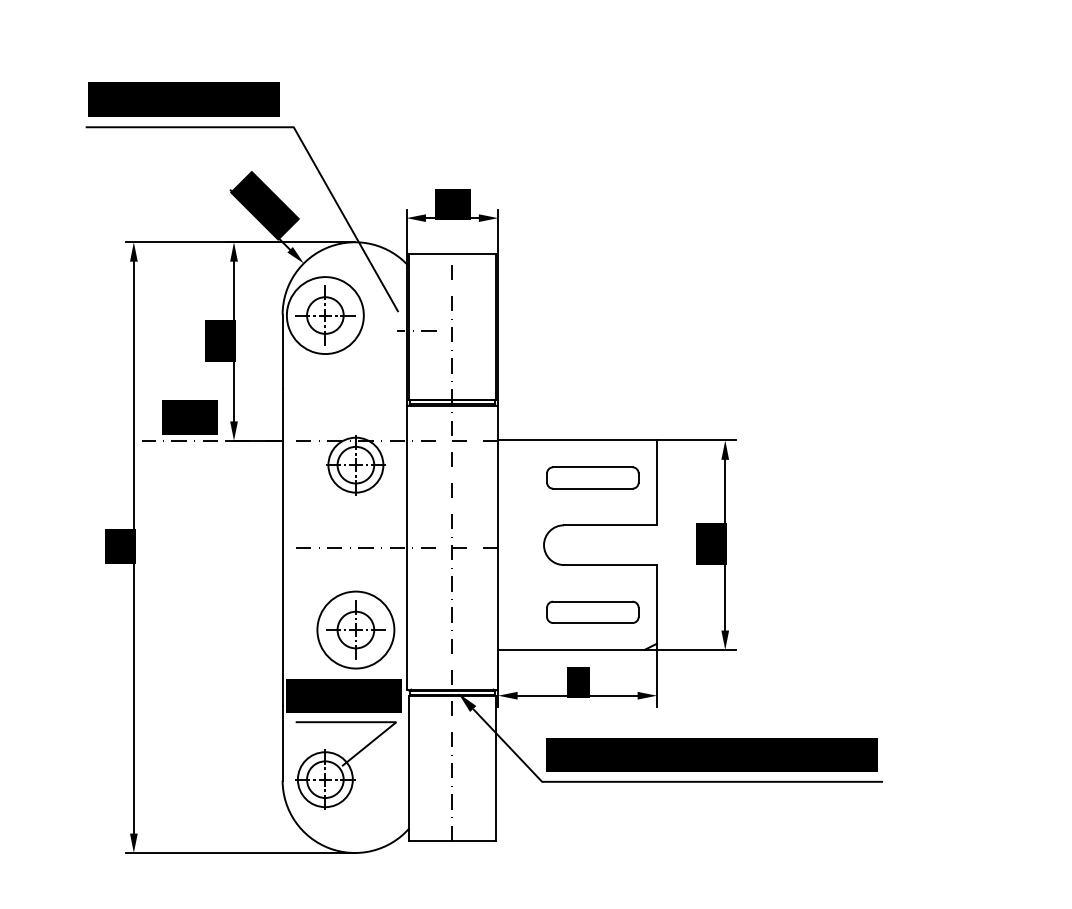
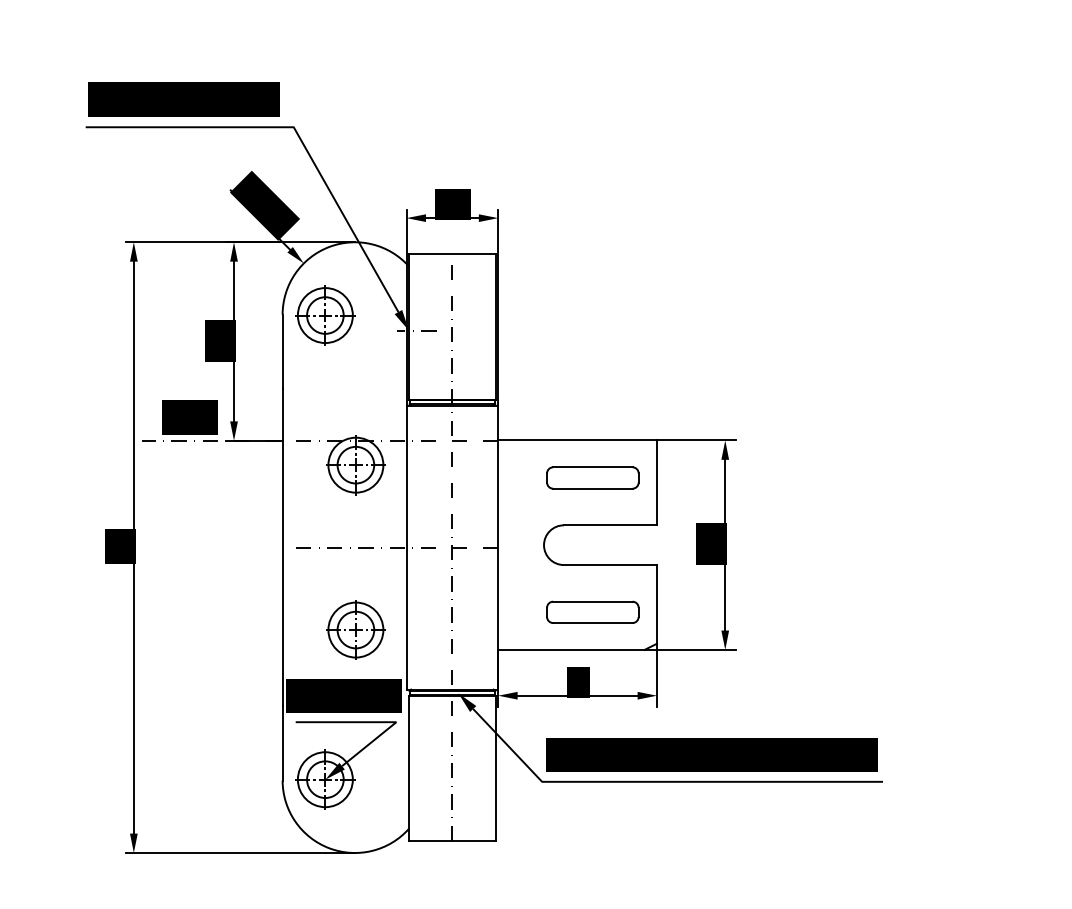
circle diameter: 77 px -> 55 px (324, 315)
fill: none -> present (401, 319)
circle diameter: 77 px -> 55 px (355, 629)
fill: none -> present (334, 770)
